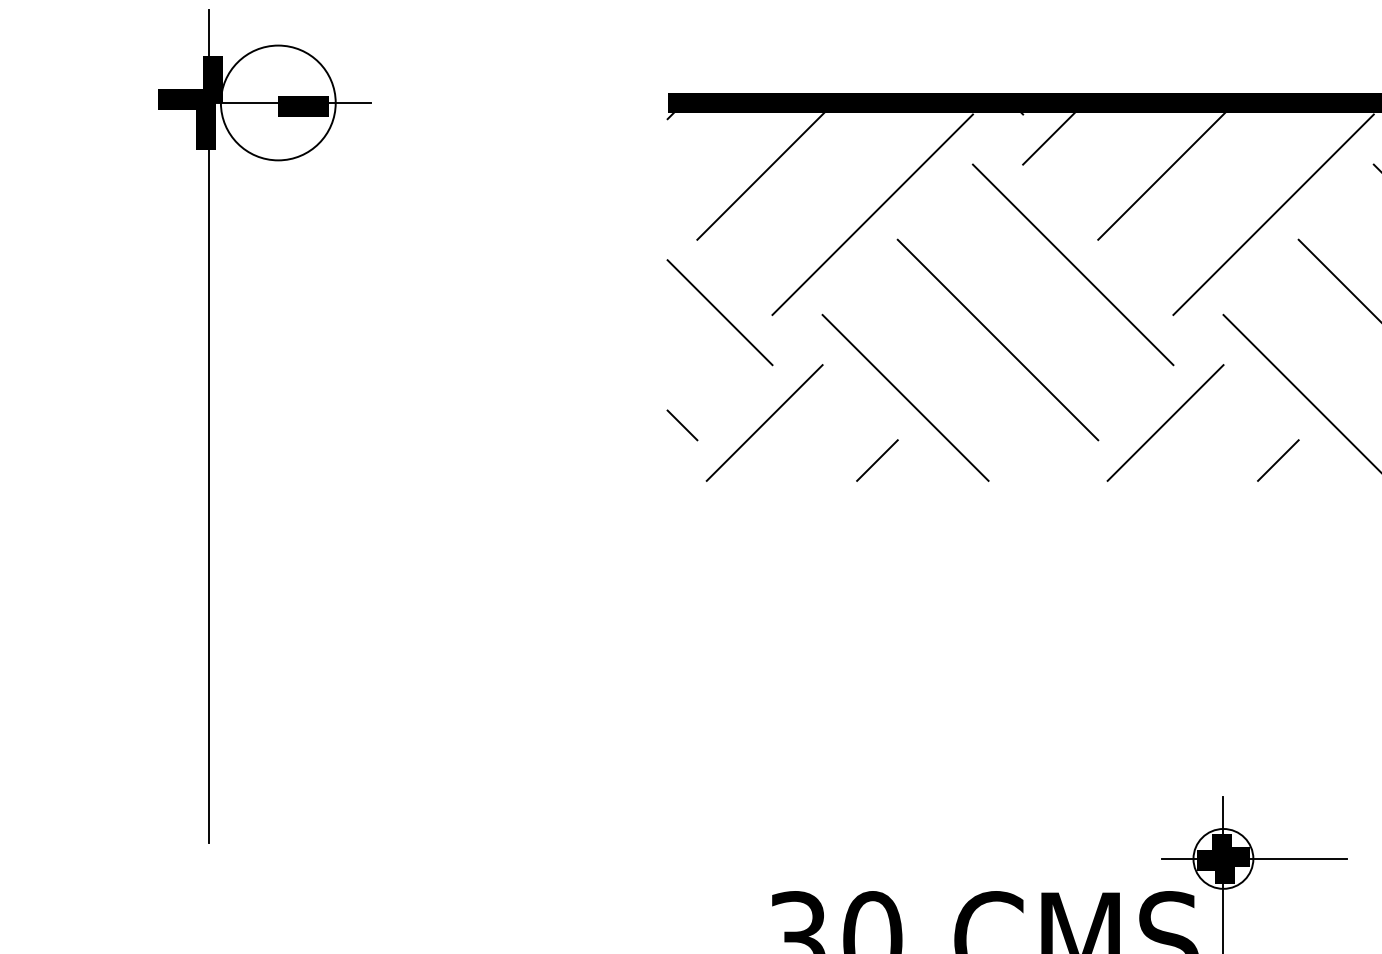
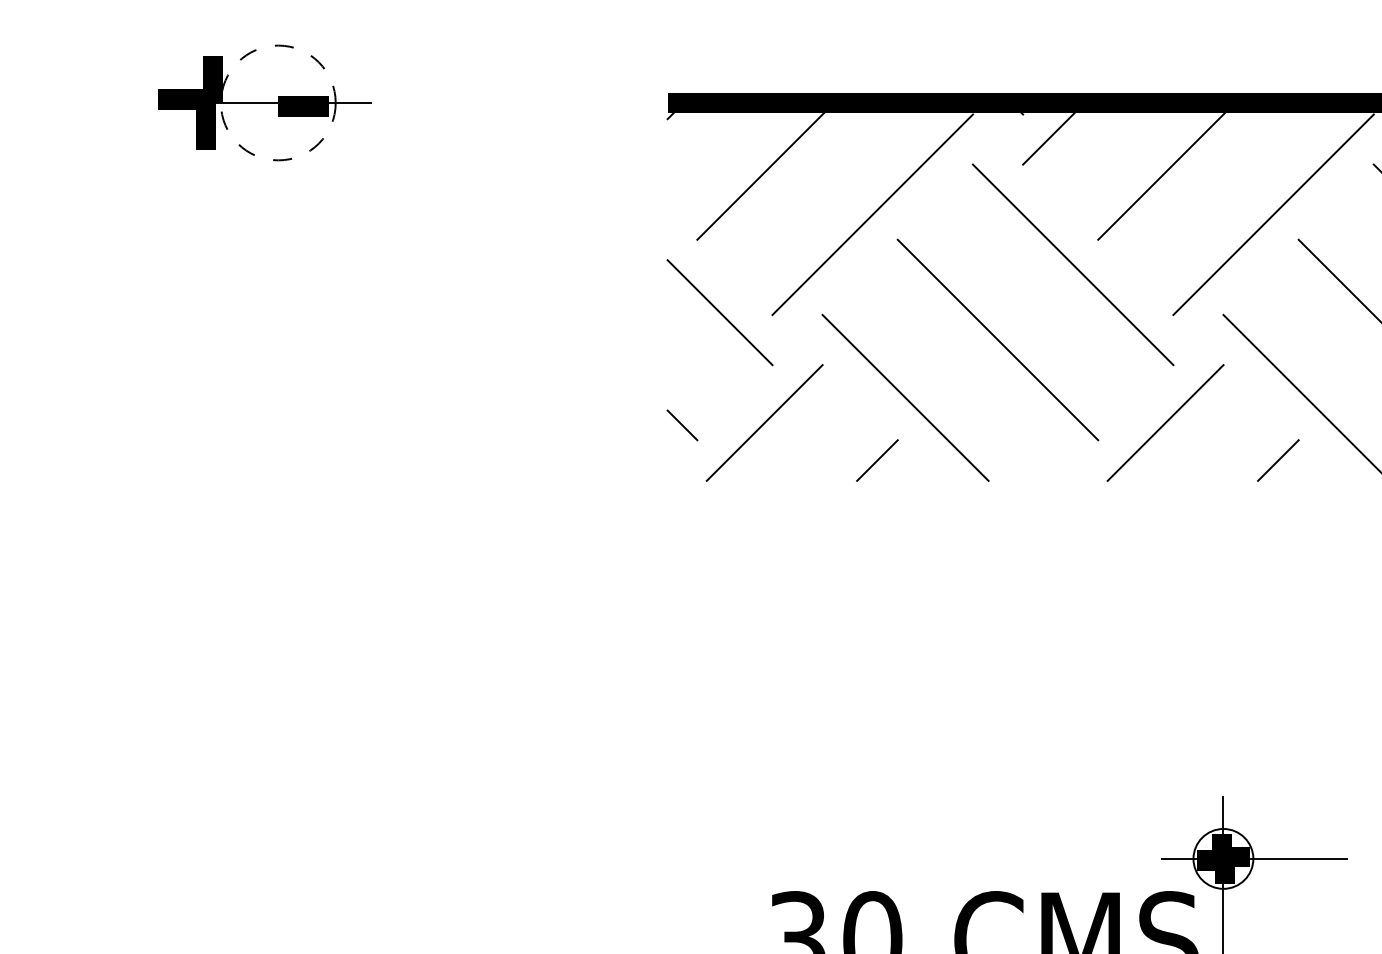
circle: solid -> dashed (277, 102)
line: present -> none (209, 426)
